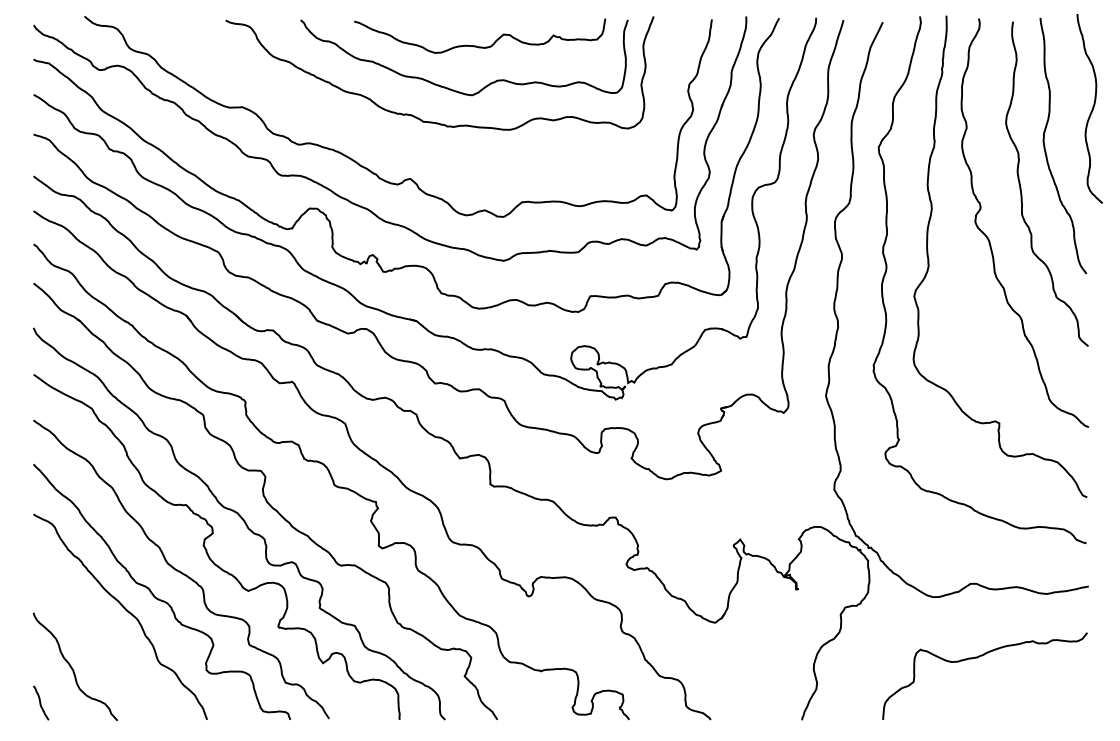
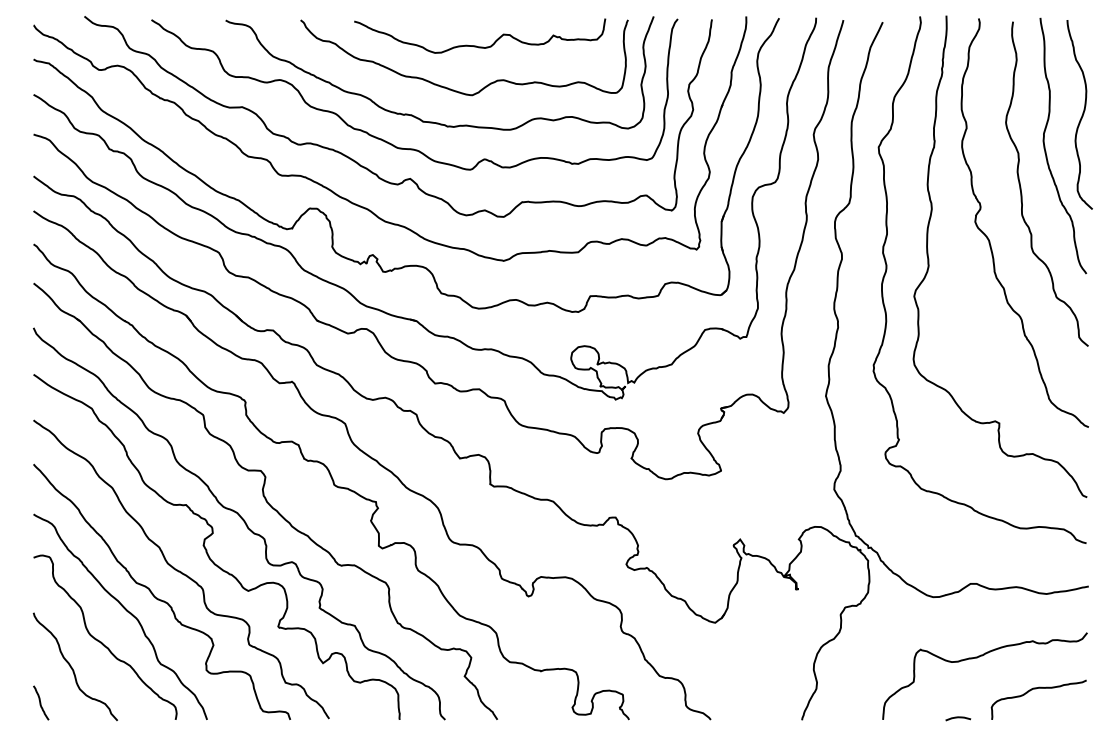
curve position: (1091, 109) -> (1081, 115) (1081, 115)
curve: none -> present (413, 148)
curve: none -> present (101, 641)
curve: none -> present (1036, 689)
curve: none -> present (958, 718)
